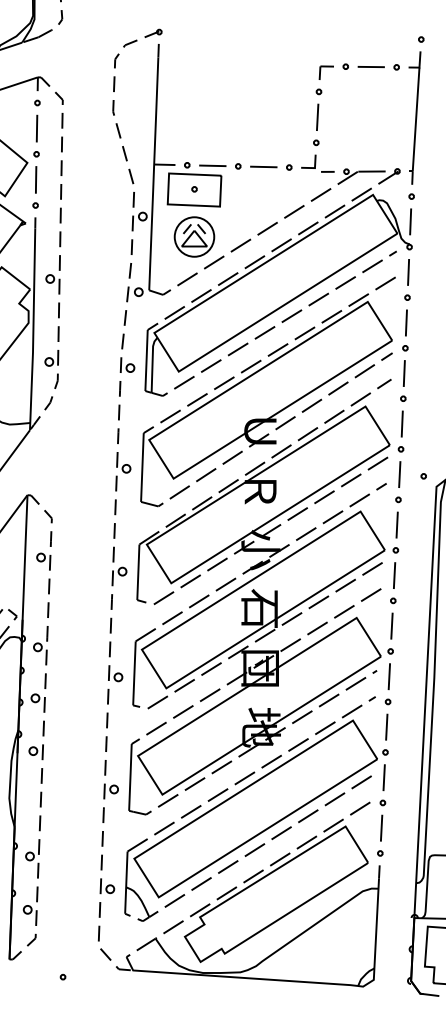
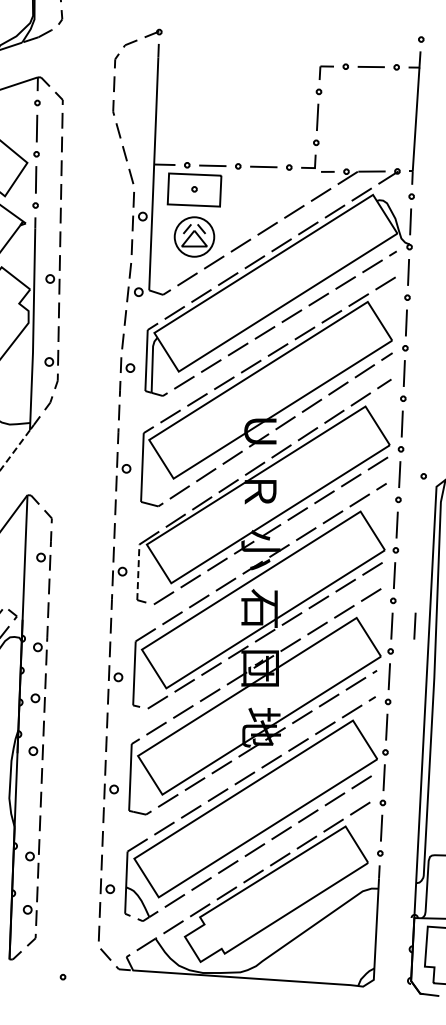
line: solid -> dashed (15, 450)
line: solid -> dashed (138, 572)
line: none -> present (414, 625)
